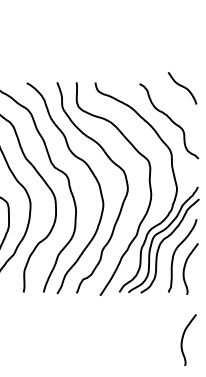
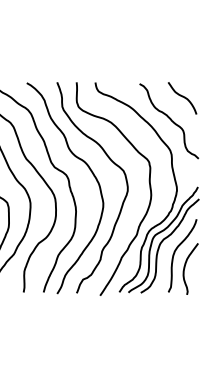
curve position: (182, 87) -> (182, 97) (182, 97)
curve: present -> none (183, 339)
